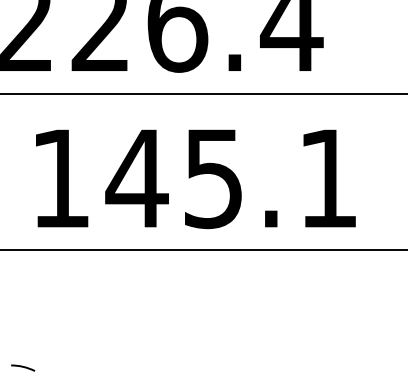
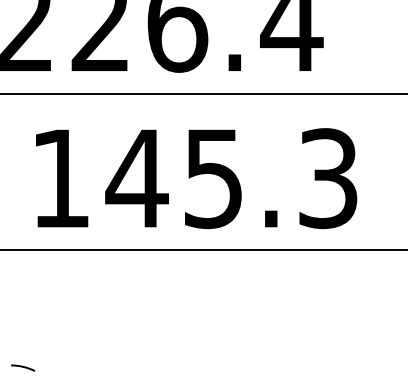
text: 145.1 -> 145.3 (328, 178)
